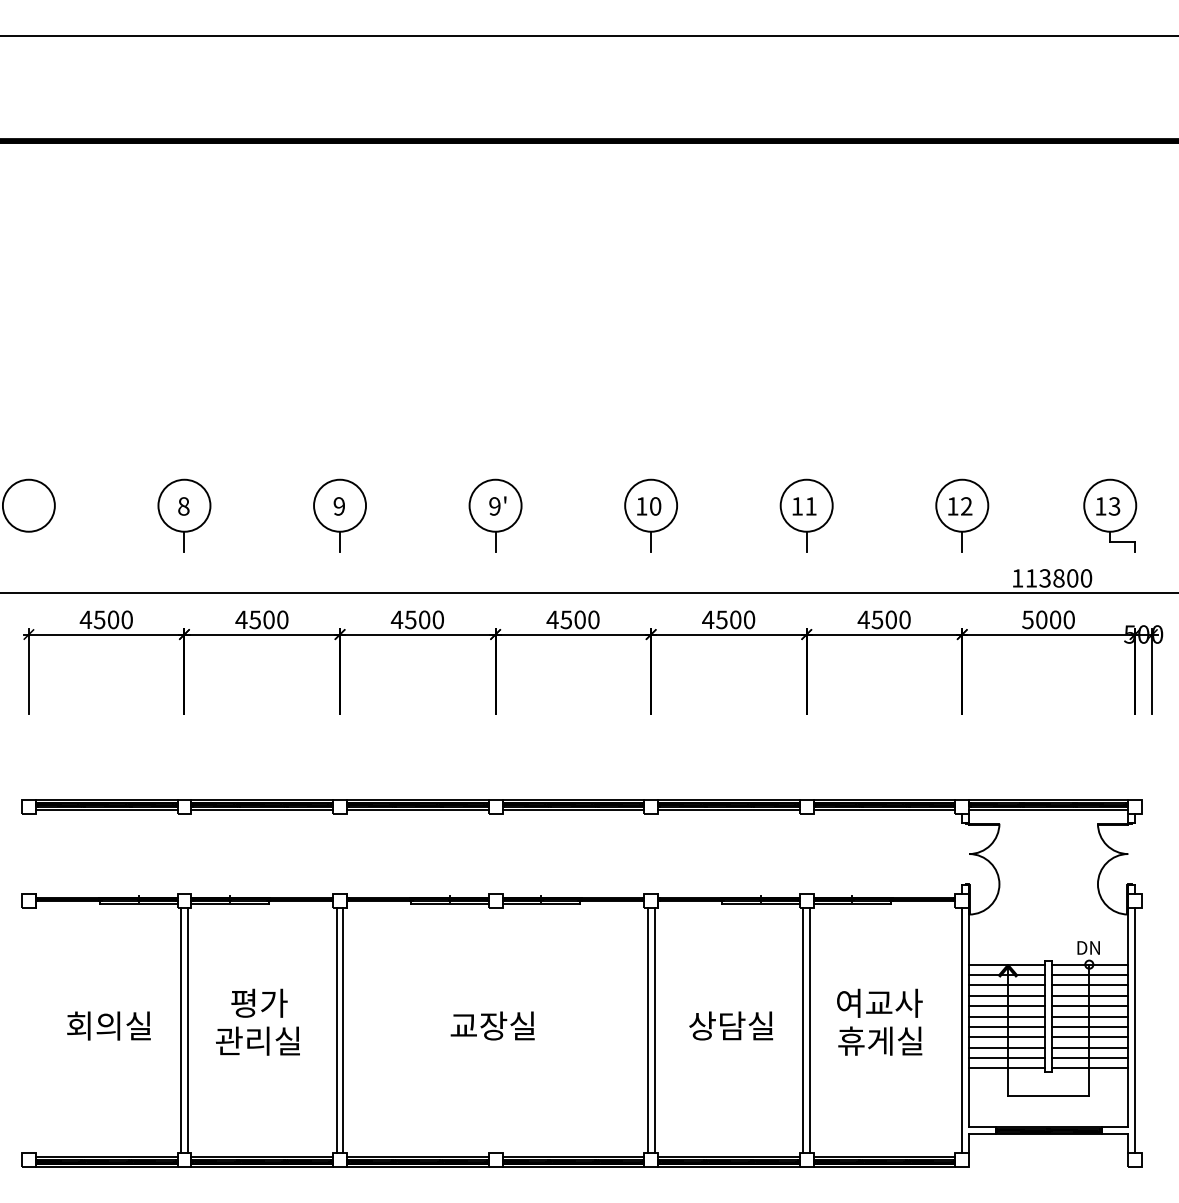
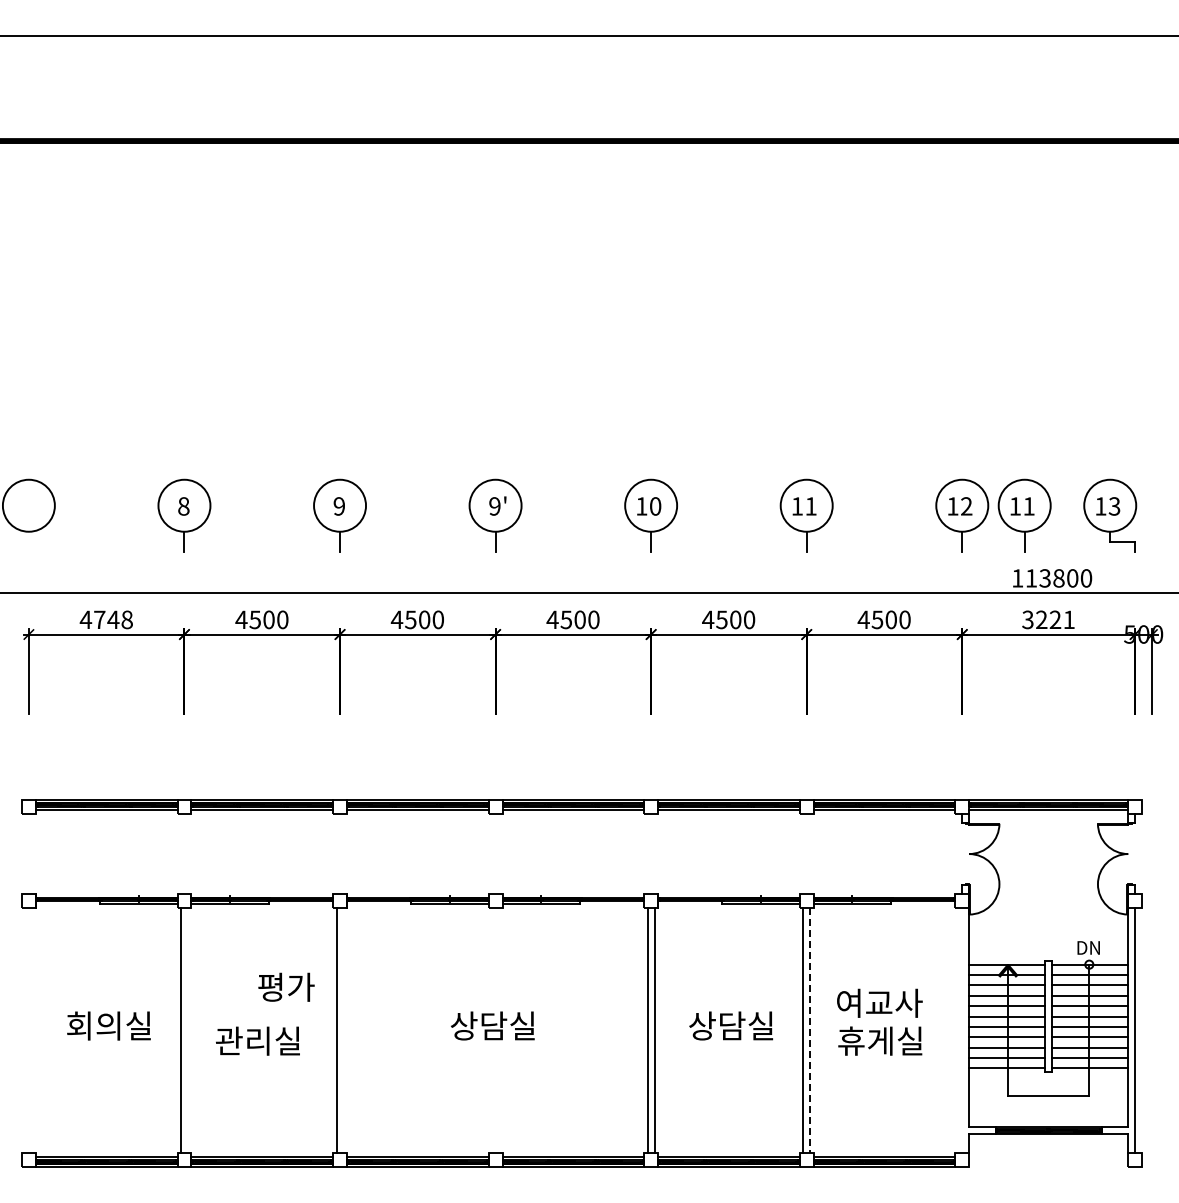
part: none -> present (1024, 515)
text: 4500 -> 4748 (112, 619)
text: 5000 -> 3221 (1048, 619)
text position: (259, 1002) -> (286, 986) (286, 986)
text: 교장실 -> 상담실 (478, 1025)
line: present -> none (187, 1030)
line: present -> none (343, 1030)
line: solid -> dashed (810, 1030)
line: present -> none (962, 1030)
